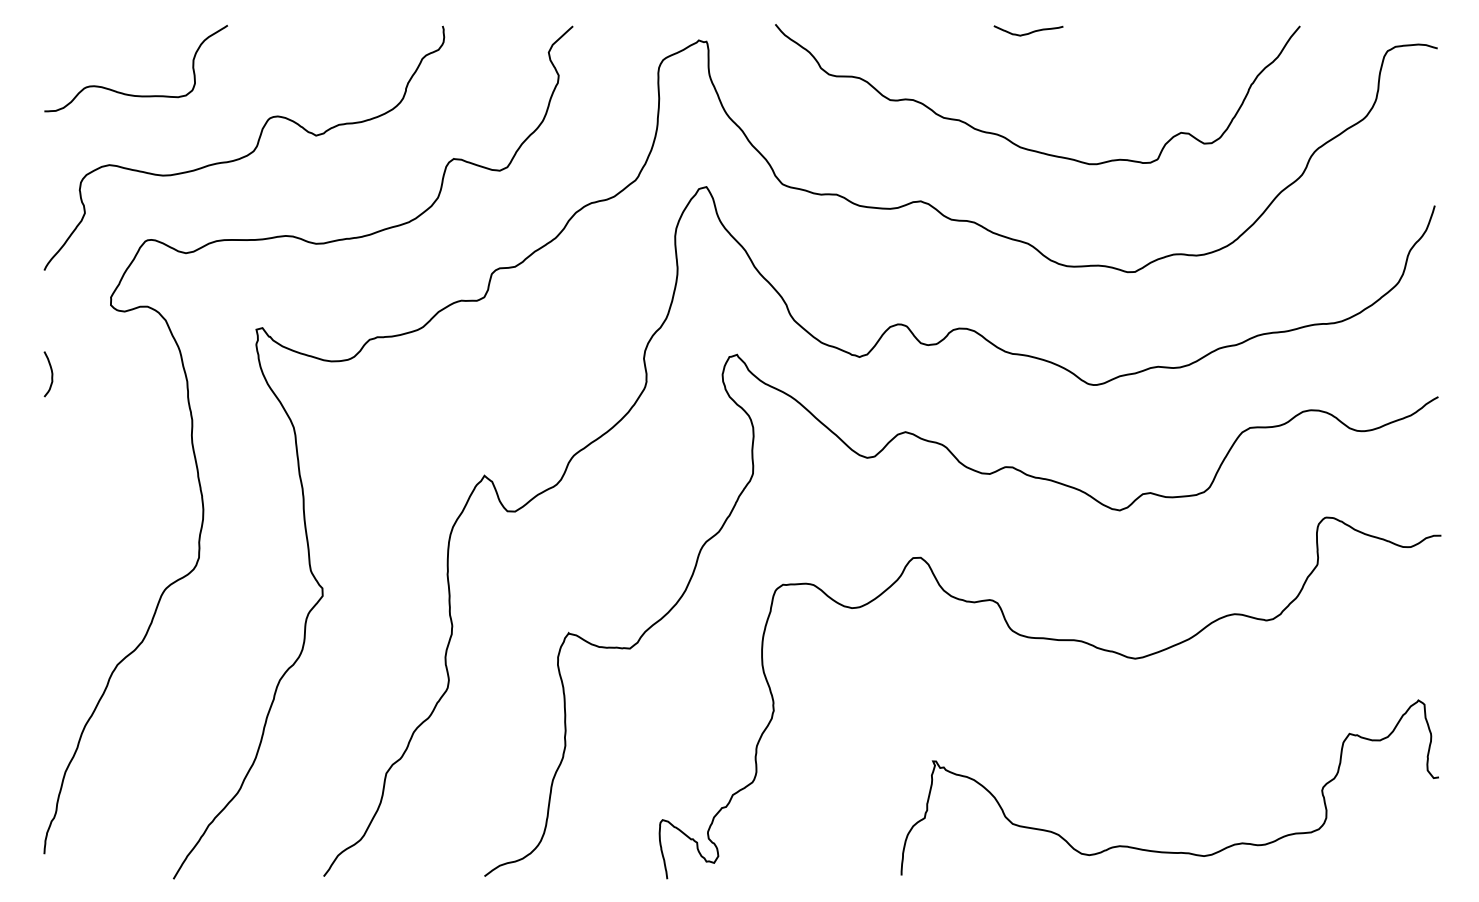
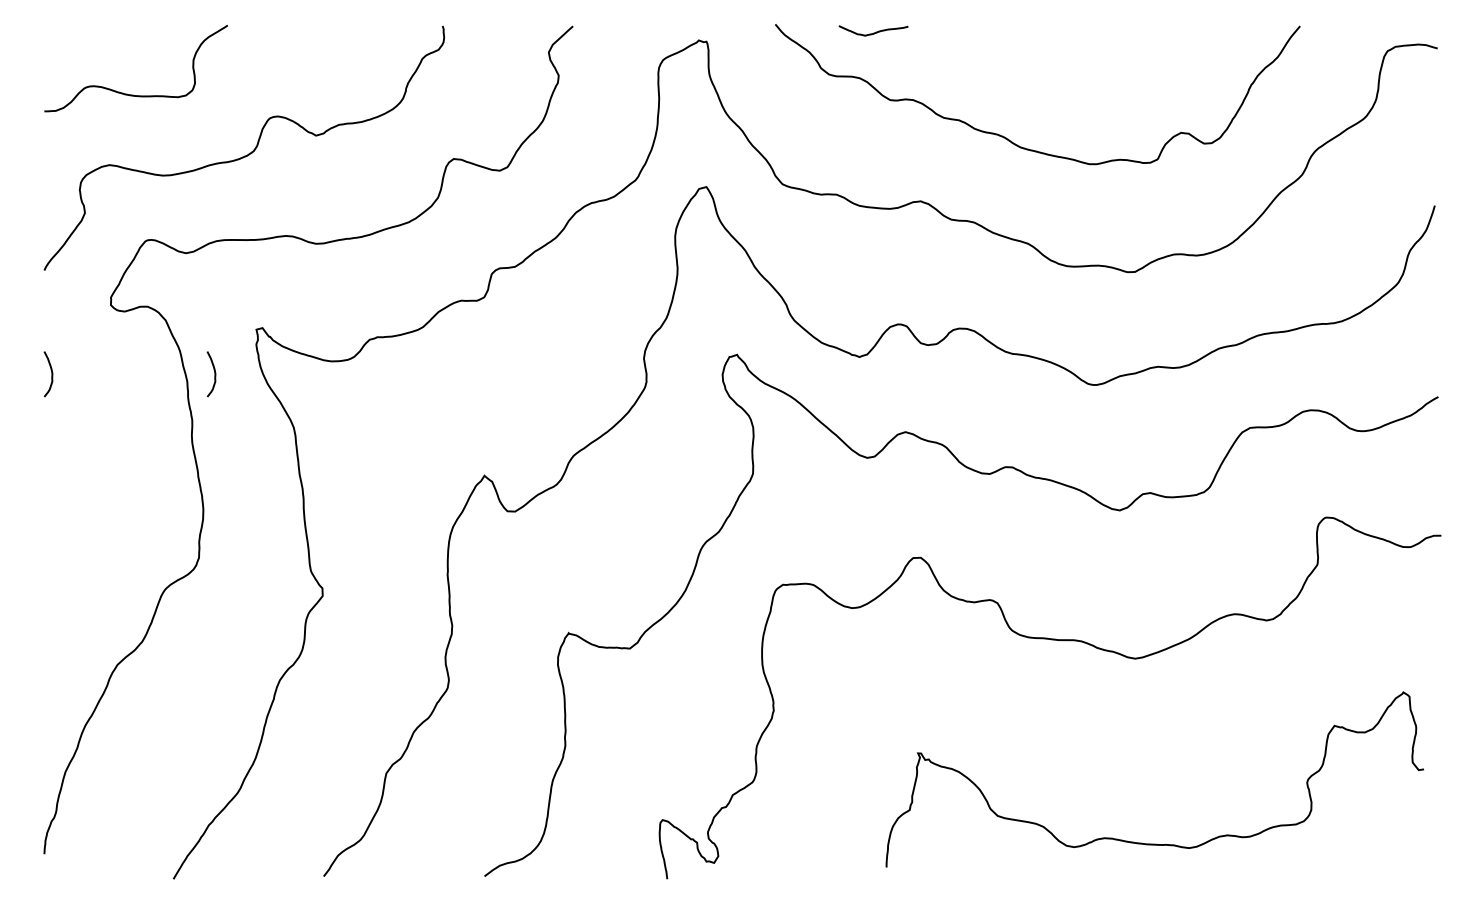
curve position: (1028, 32) -> (873, 32) (873, 32)
curve: none -> present (214, 374)
curve position: (1169, 851) -> (1154, 843) (1154, 843)
